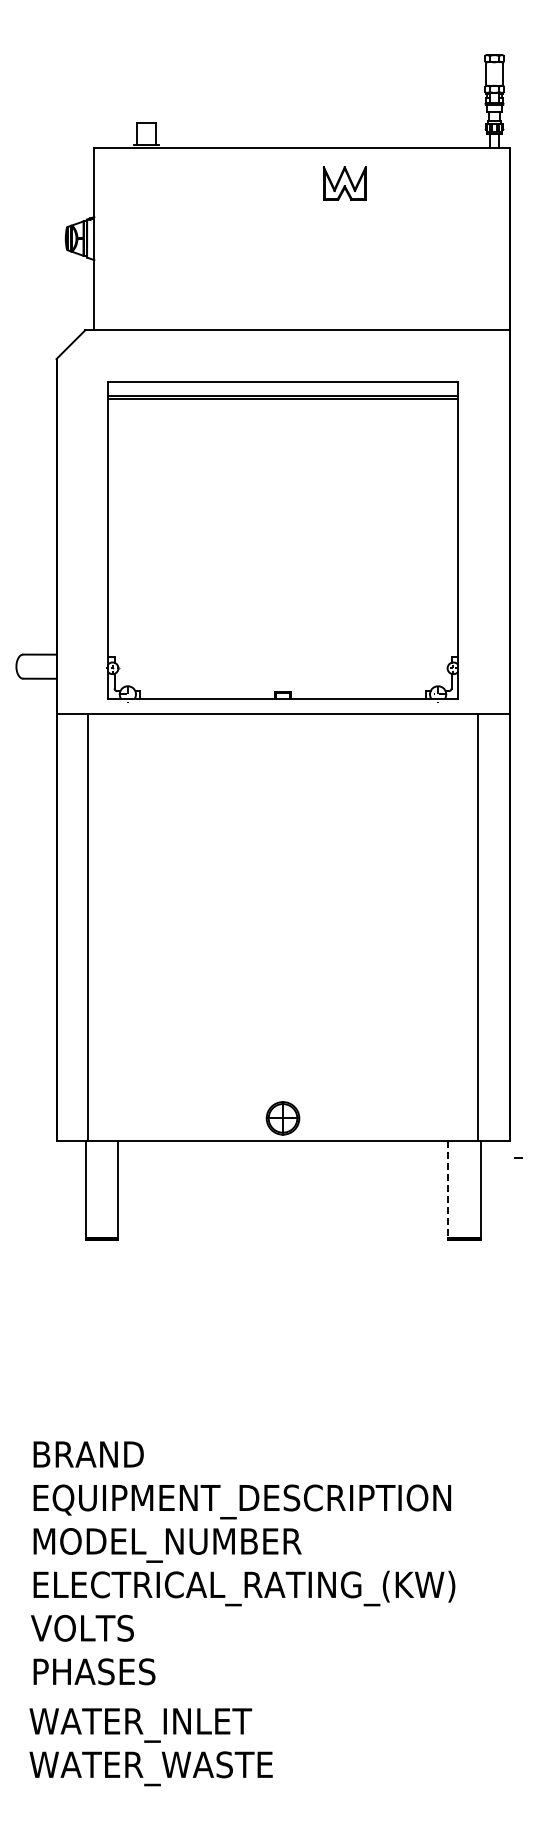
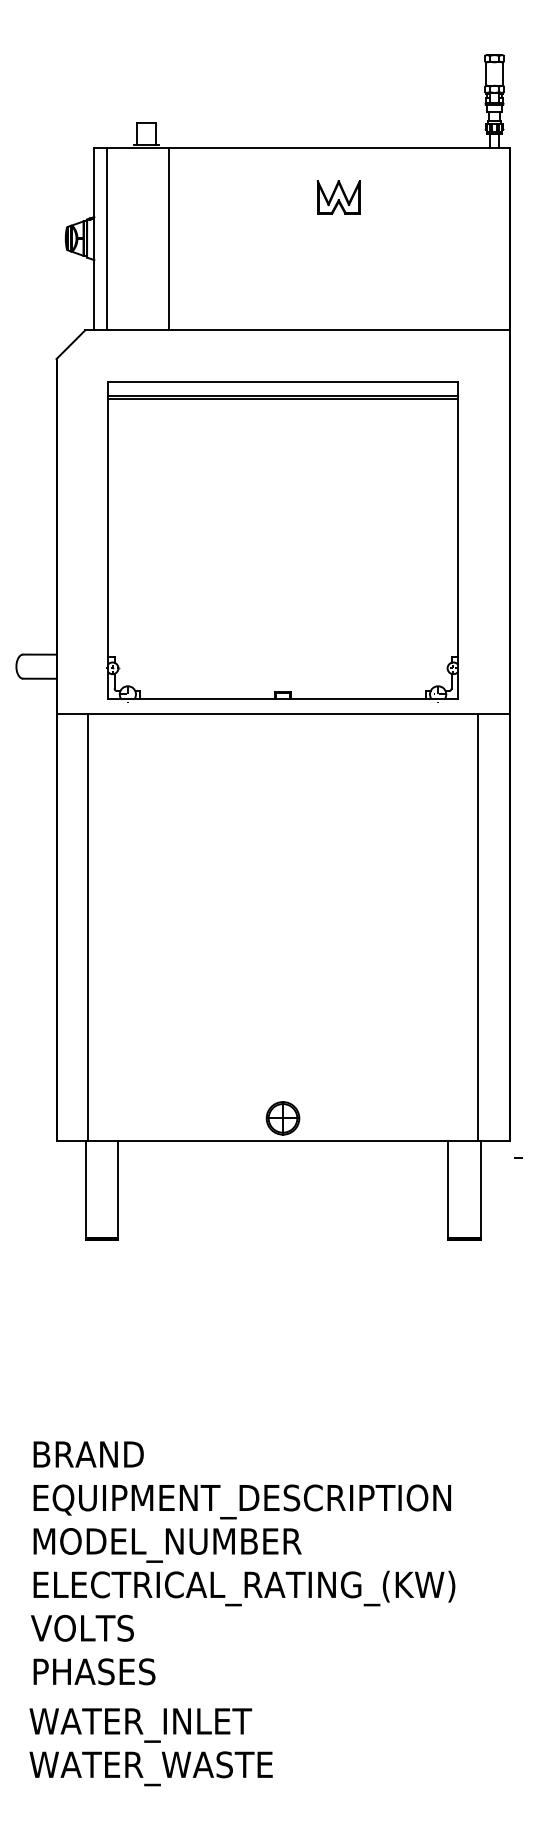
part position: (344, 183) -> (338, 197) (338, 197)
line: none -> present (107, 238)
line: none -> present (168, 238)
line: dashed -> solid (447, 1190)
